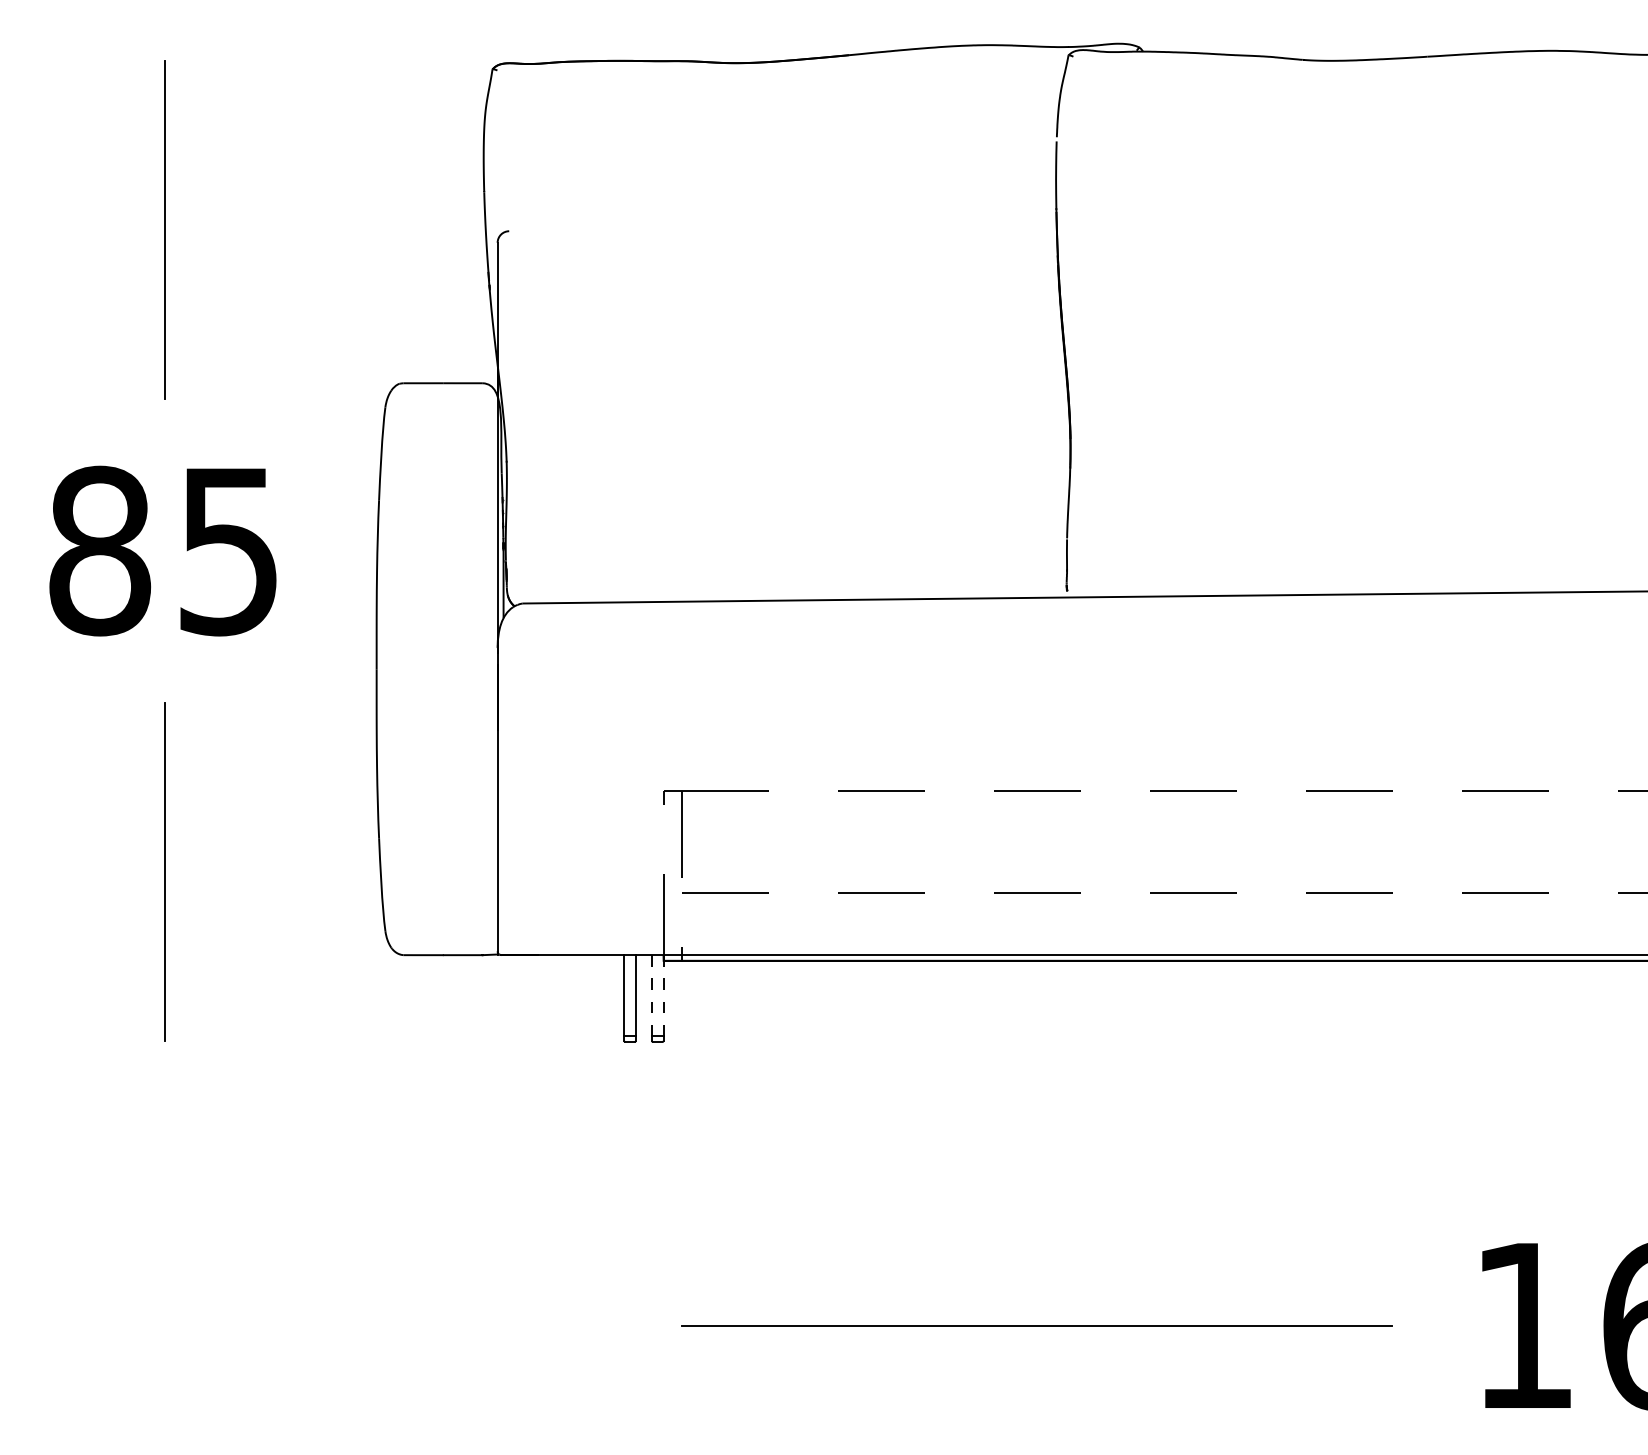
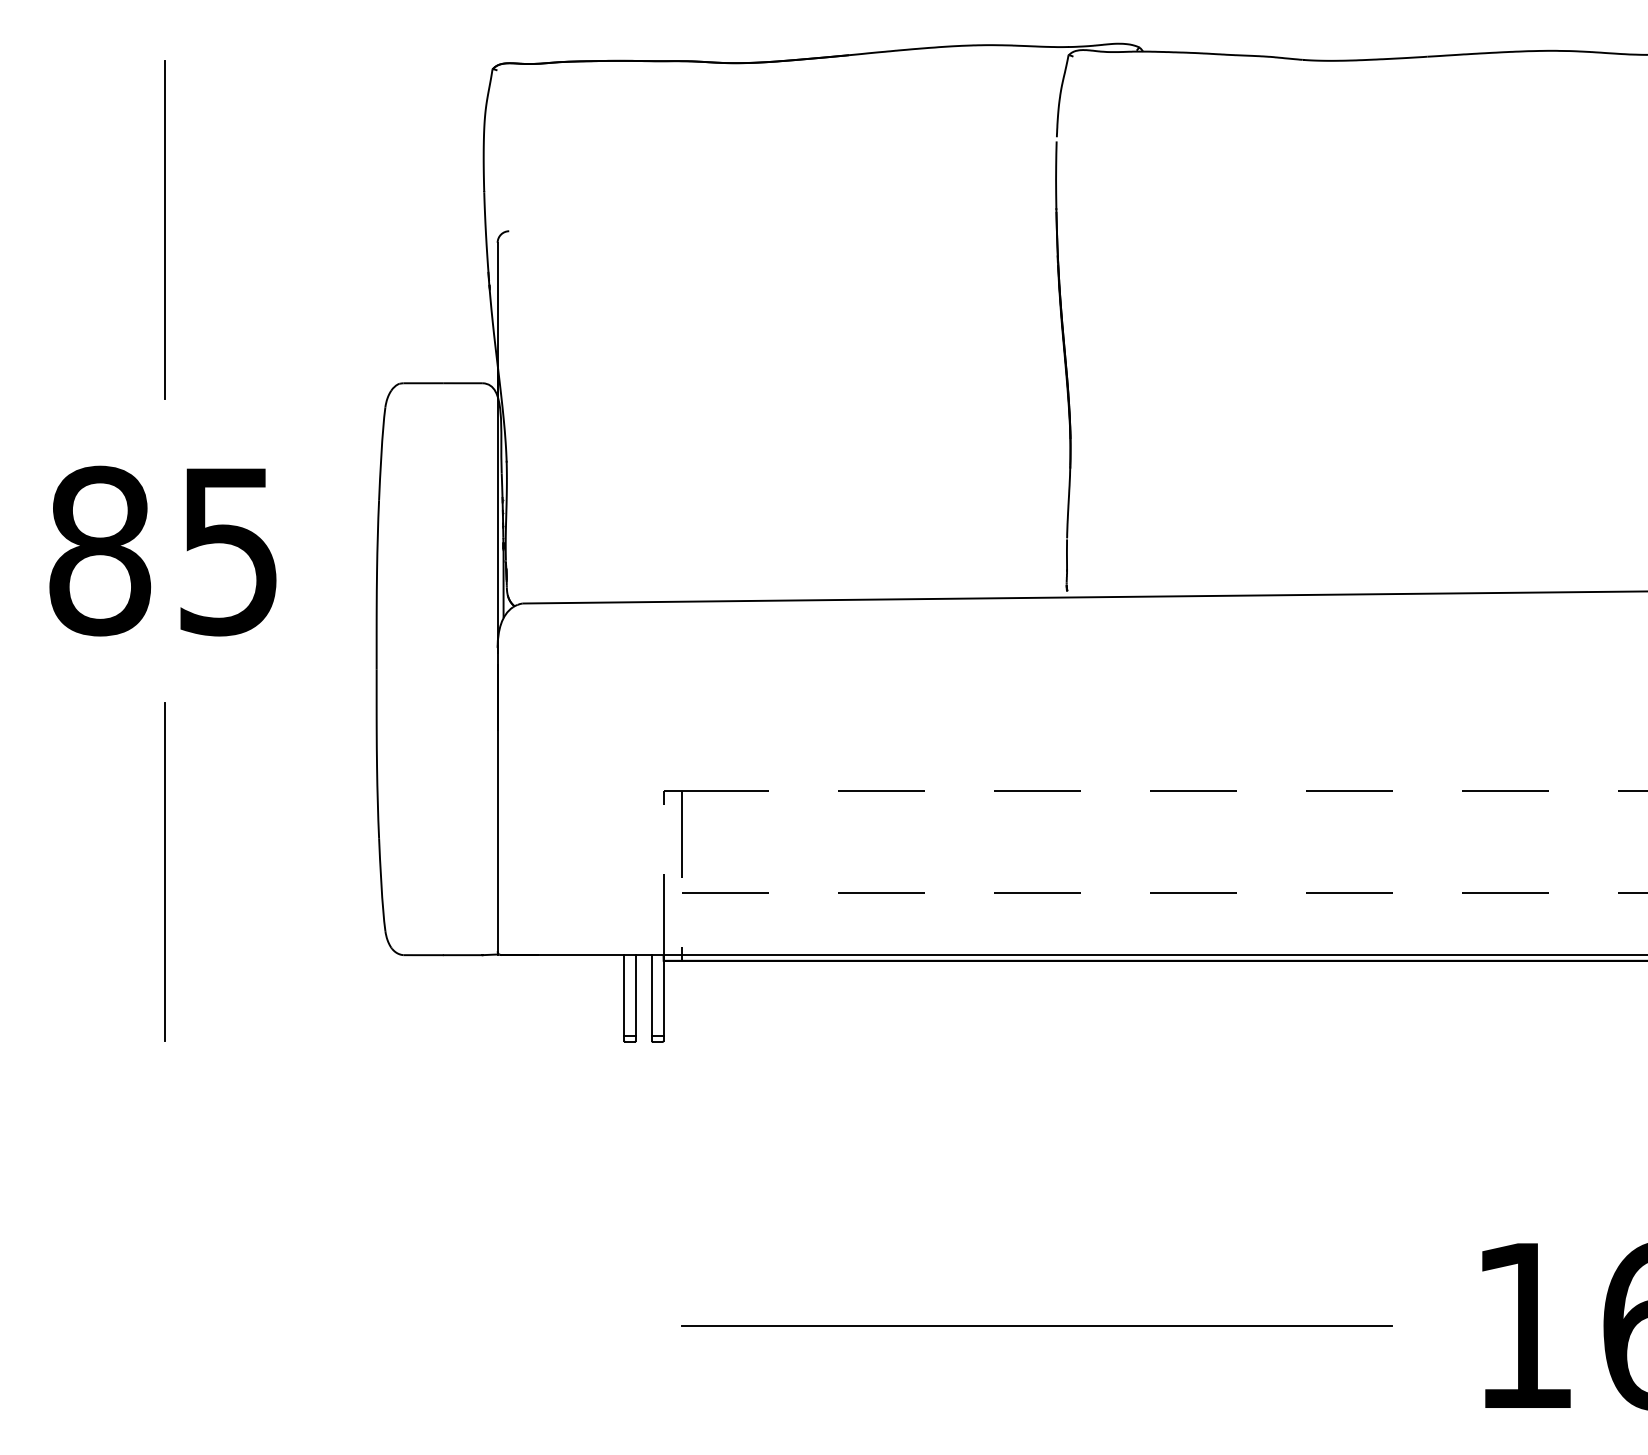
line: dashed -> solid (651, 995)
line: dashed -> solid (663, 995)
